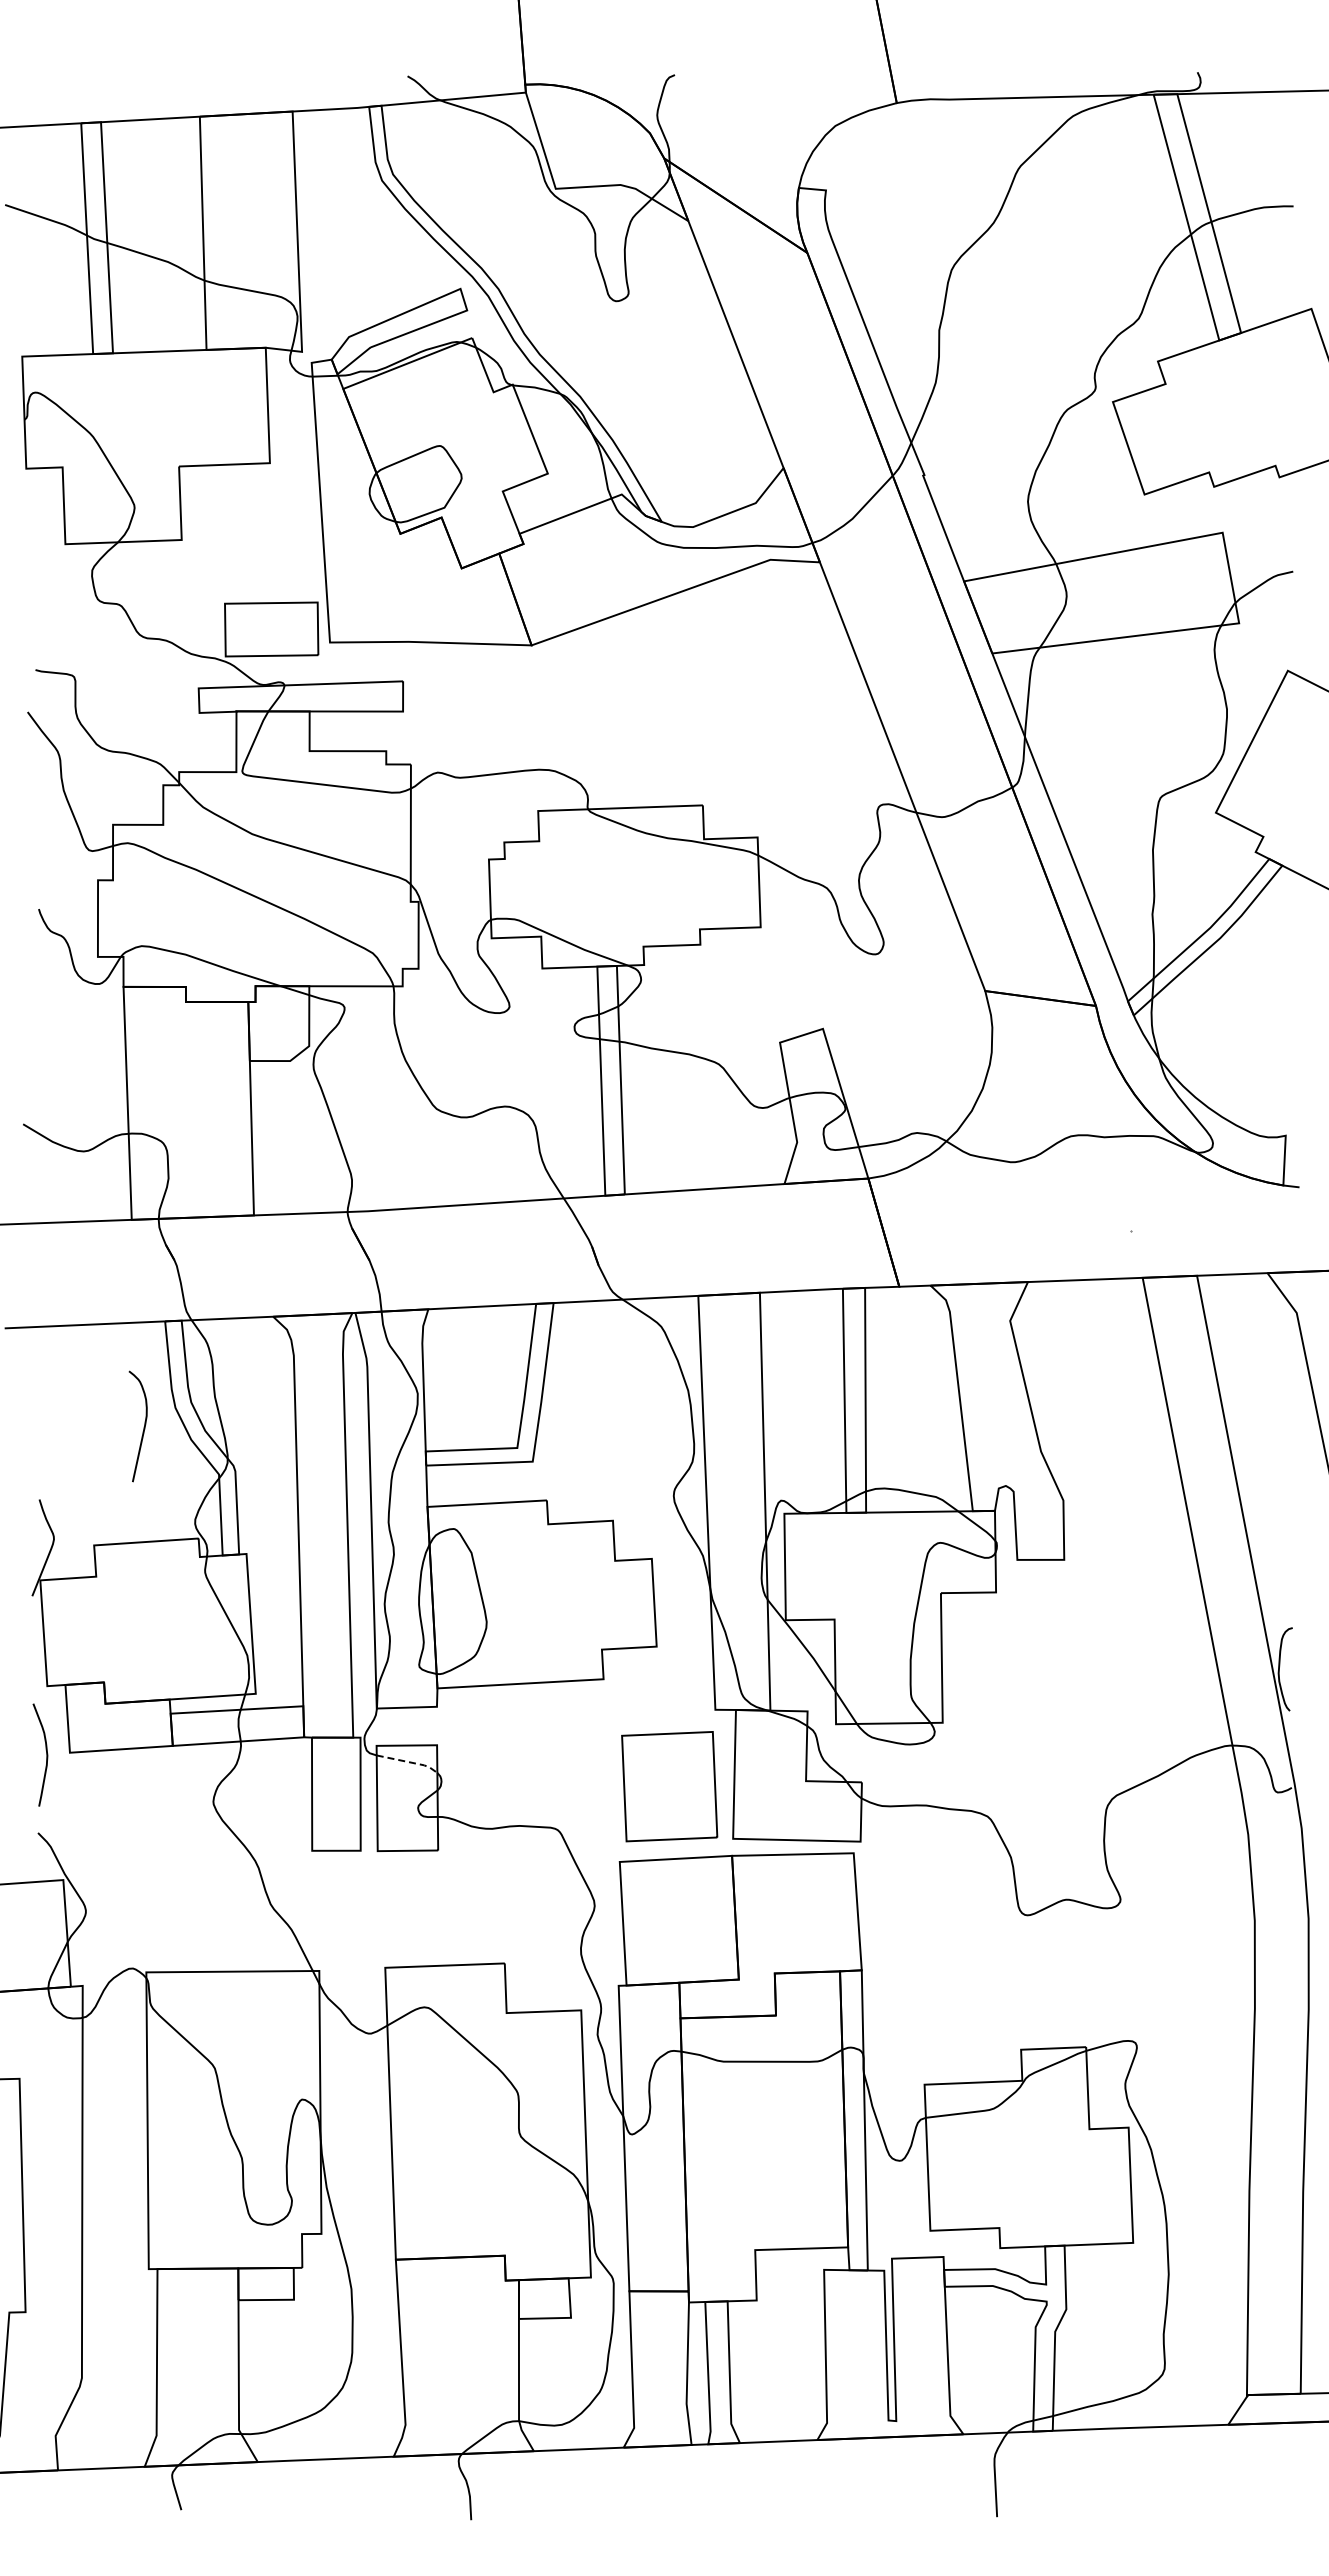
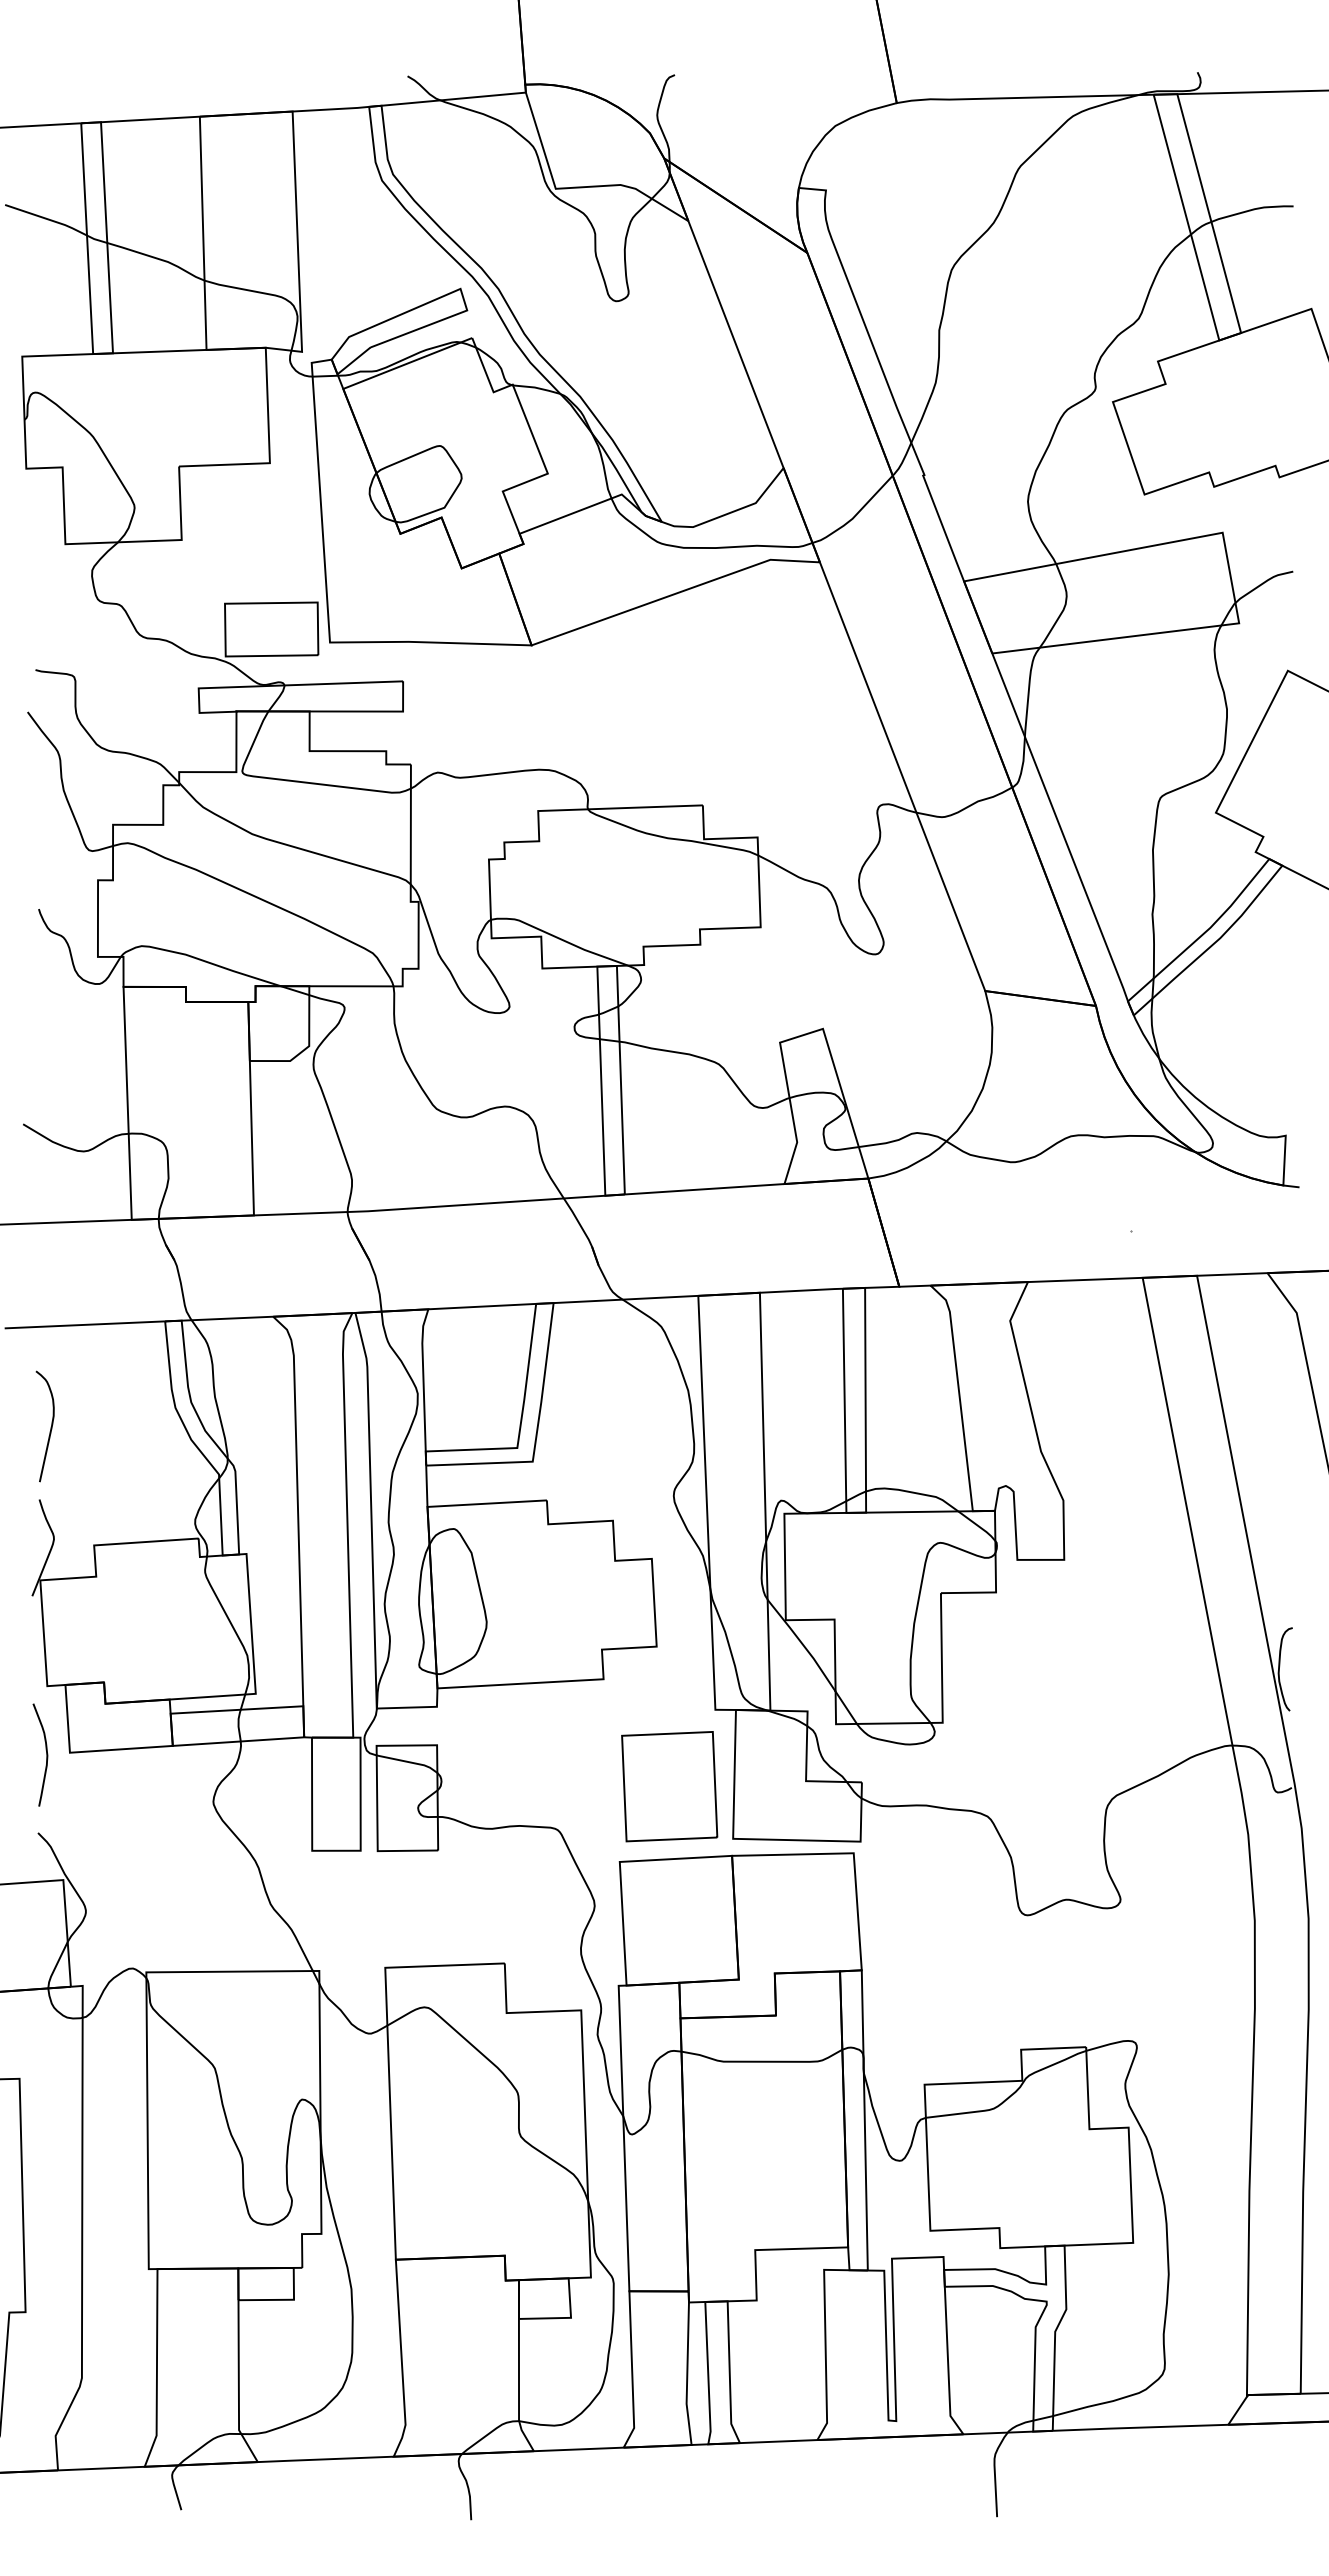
curve position: (143, 1427) -> (50, 1427) (50, 1427)
line: dashed -> solid (409, 1762)
